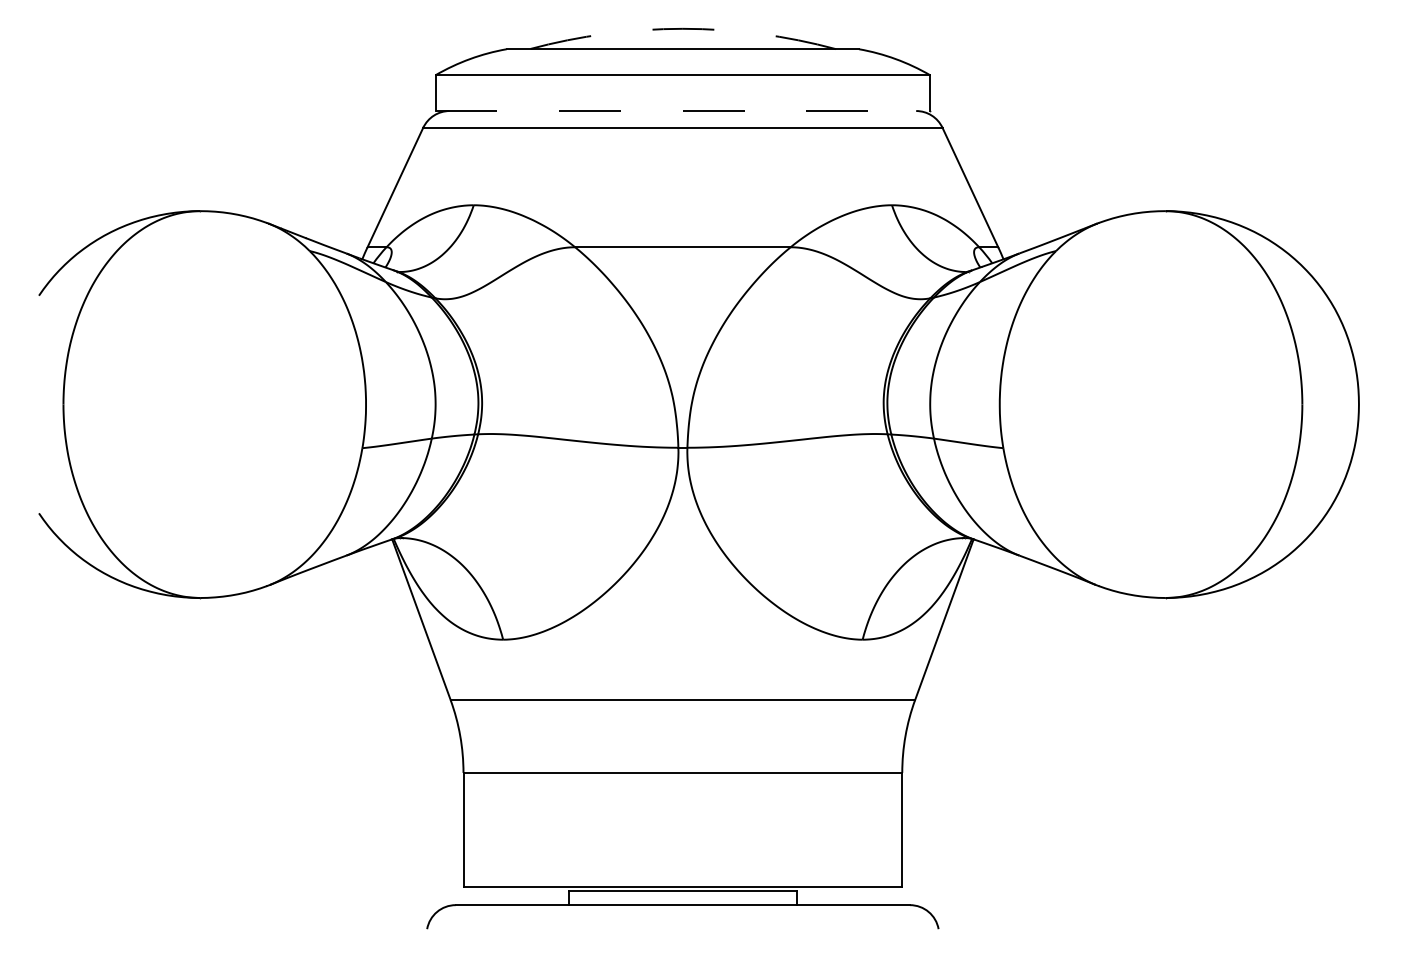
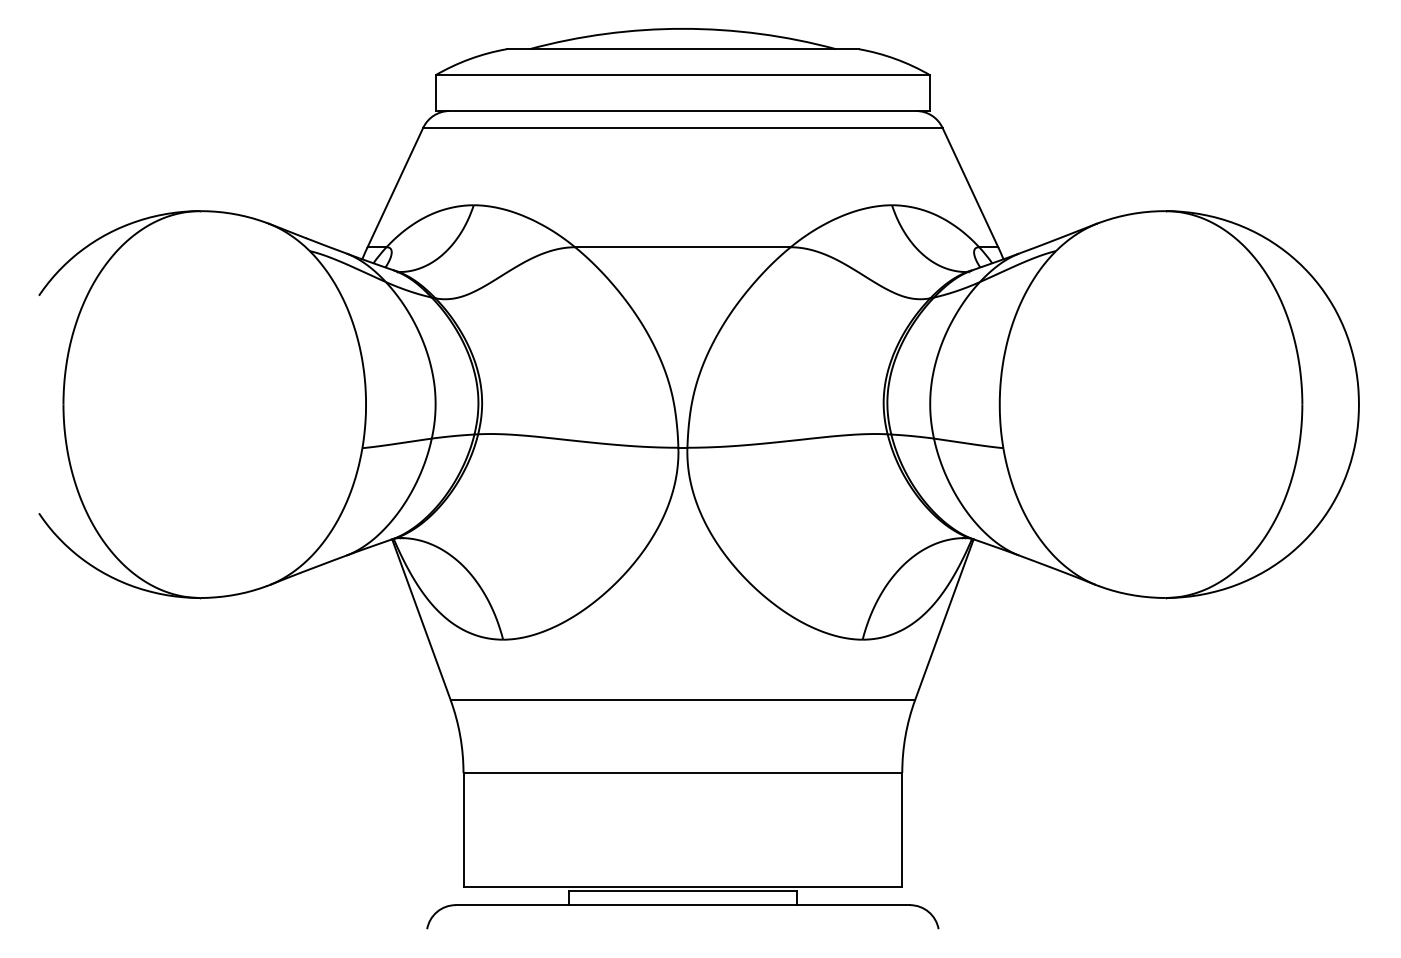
arc: dashed -> solid (682, 28)
line: dashed -> solid (683, 111)
